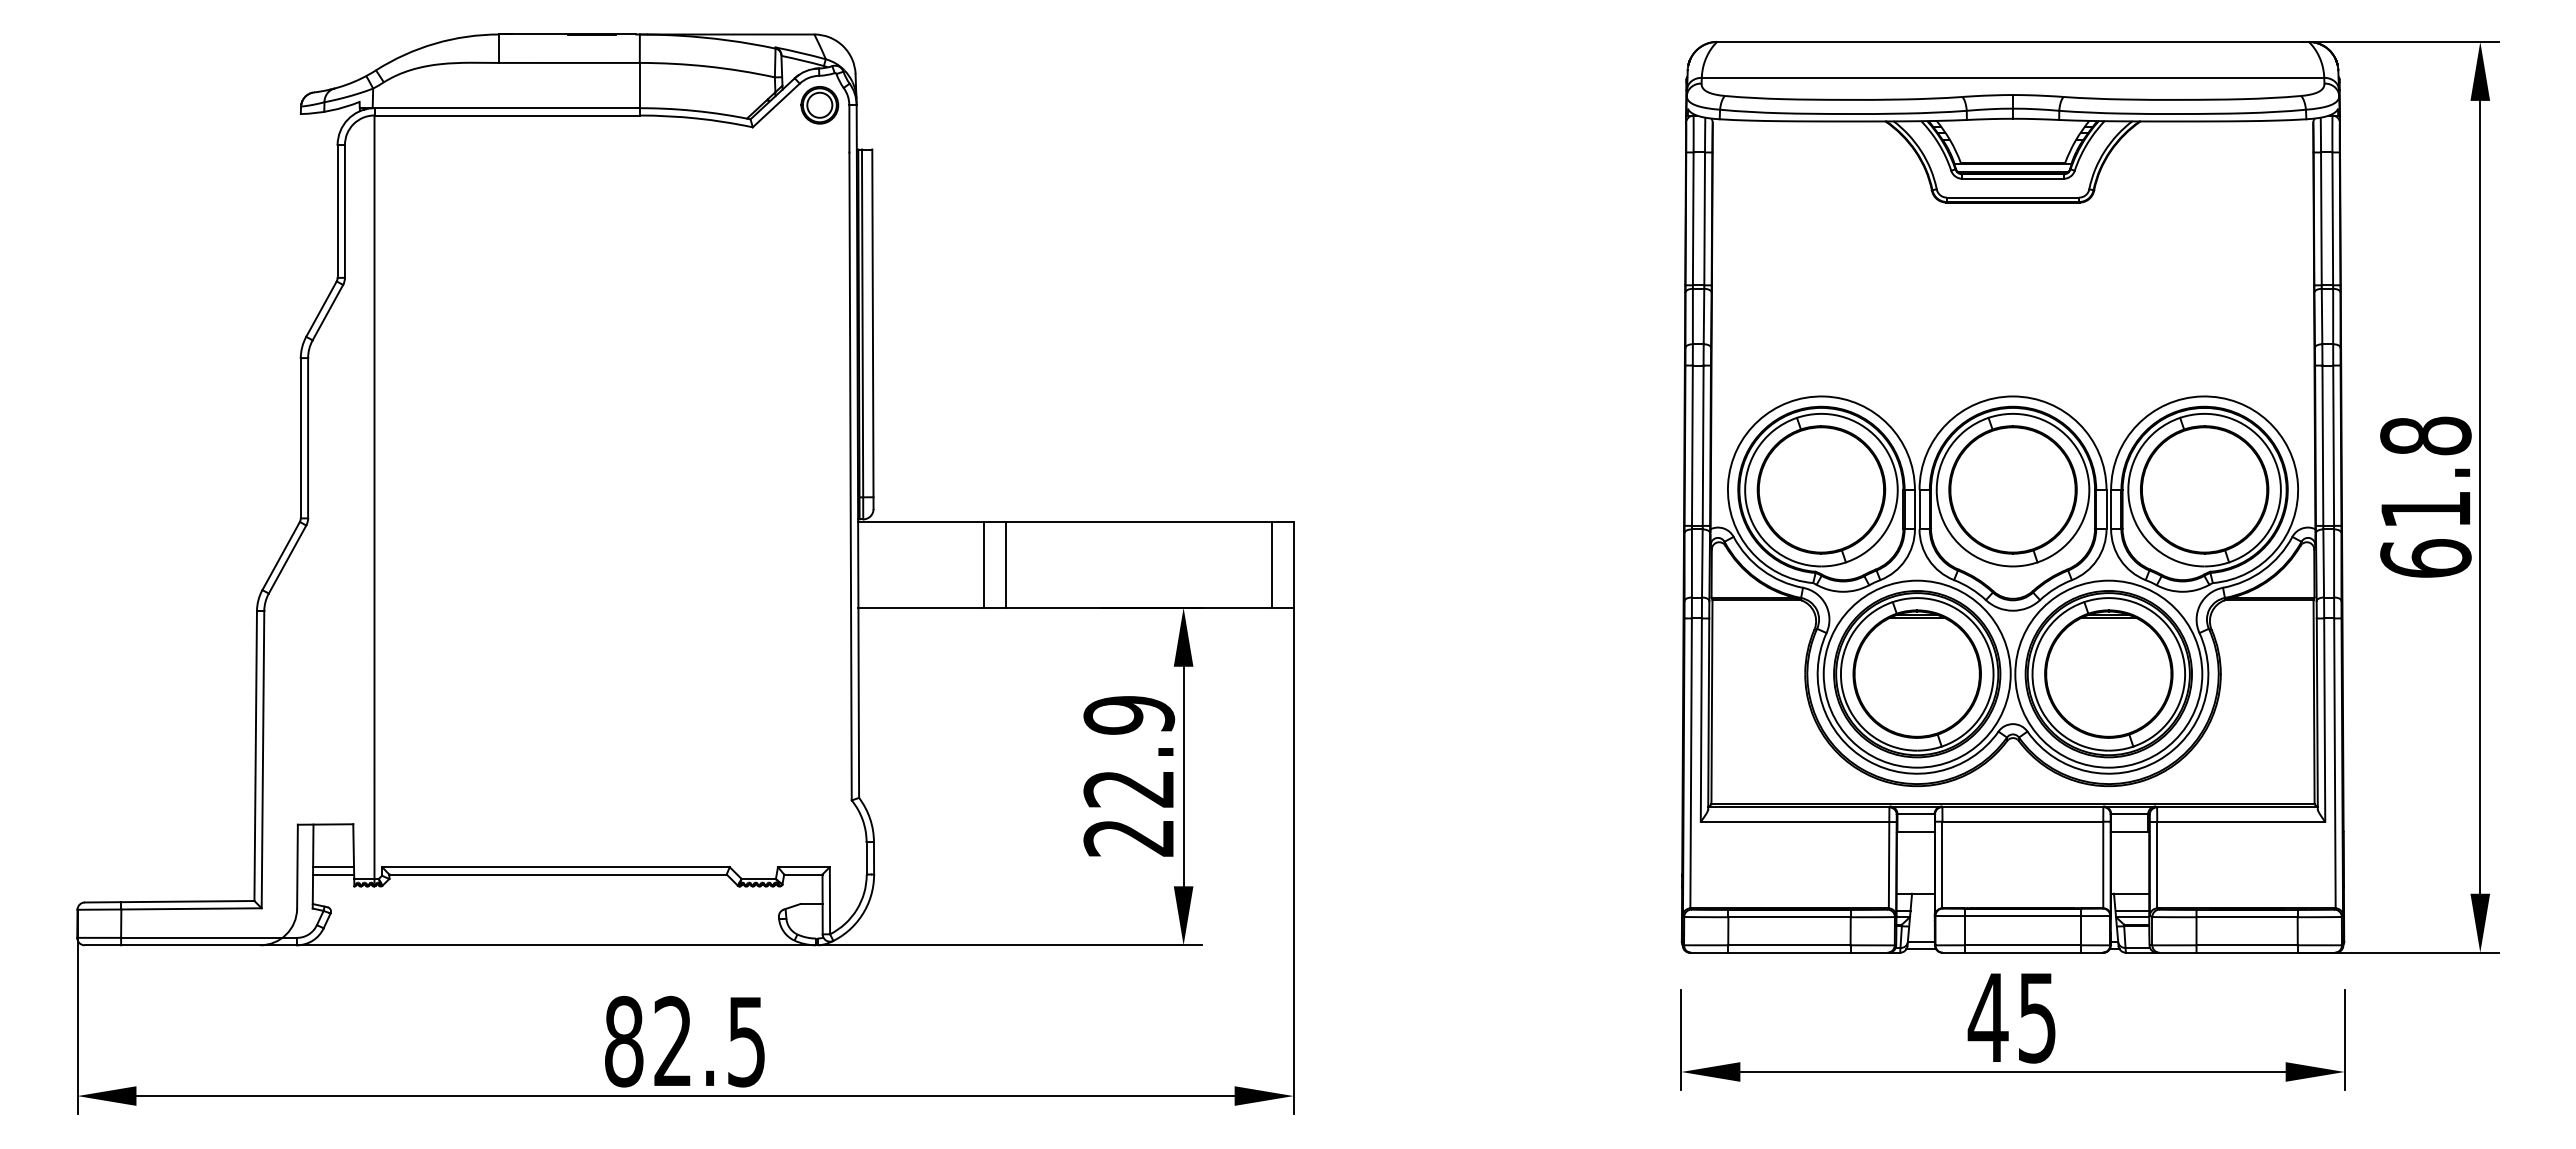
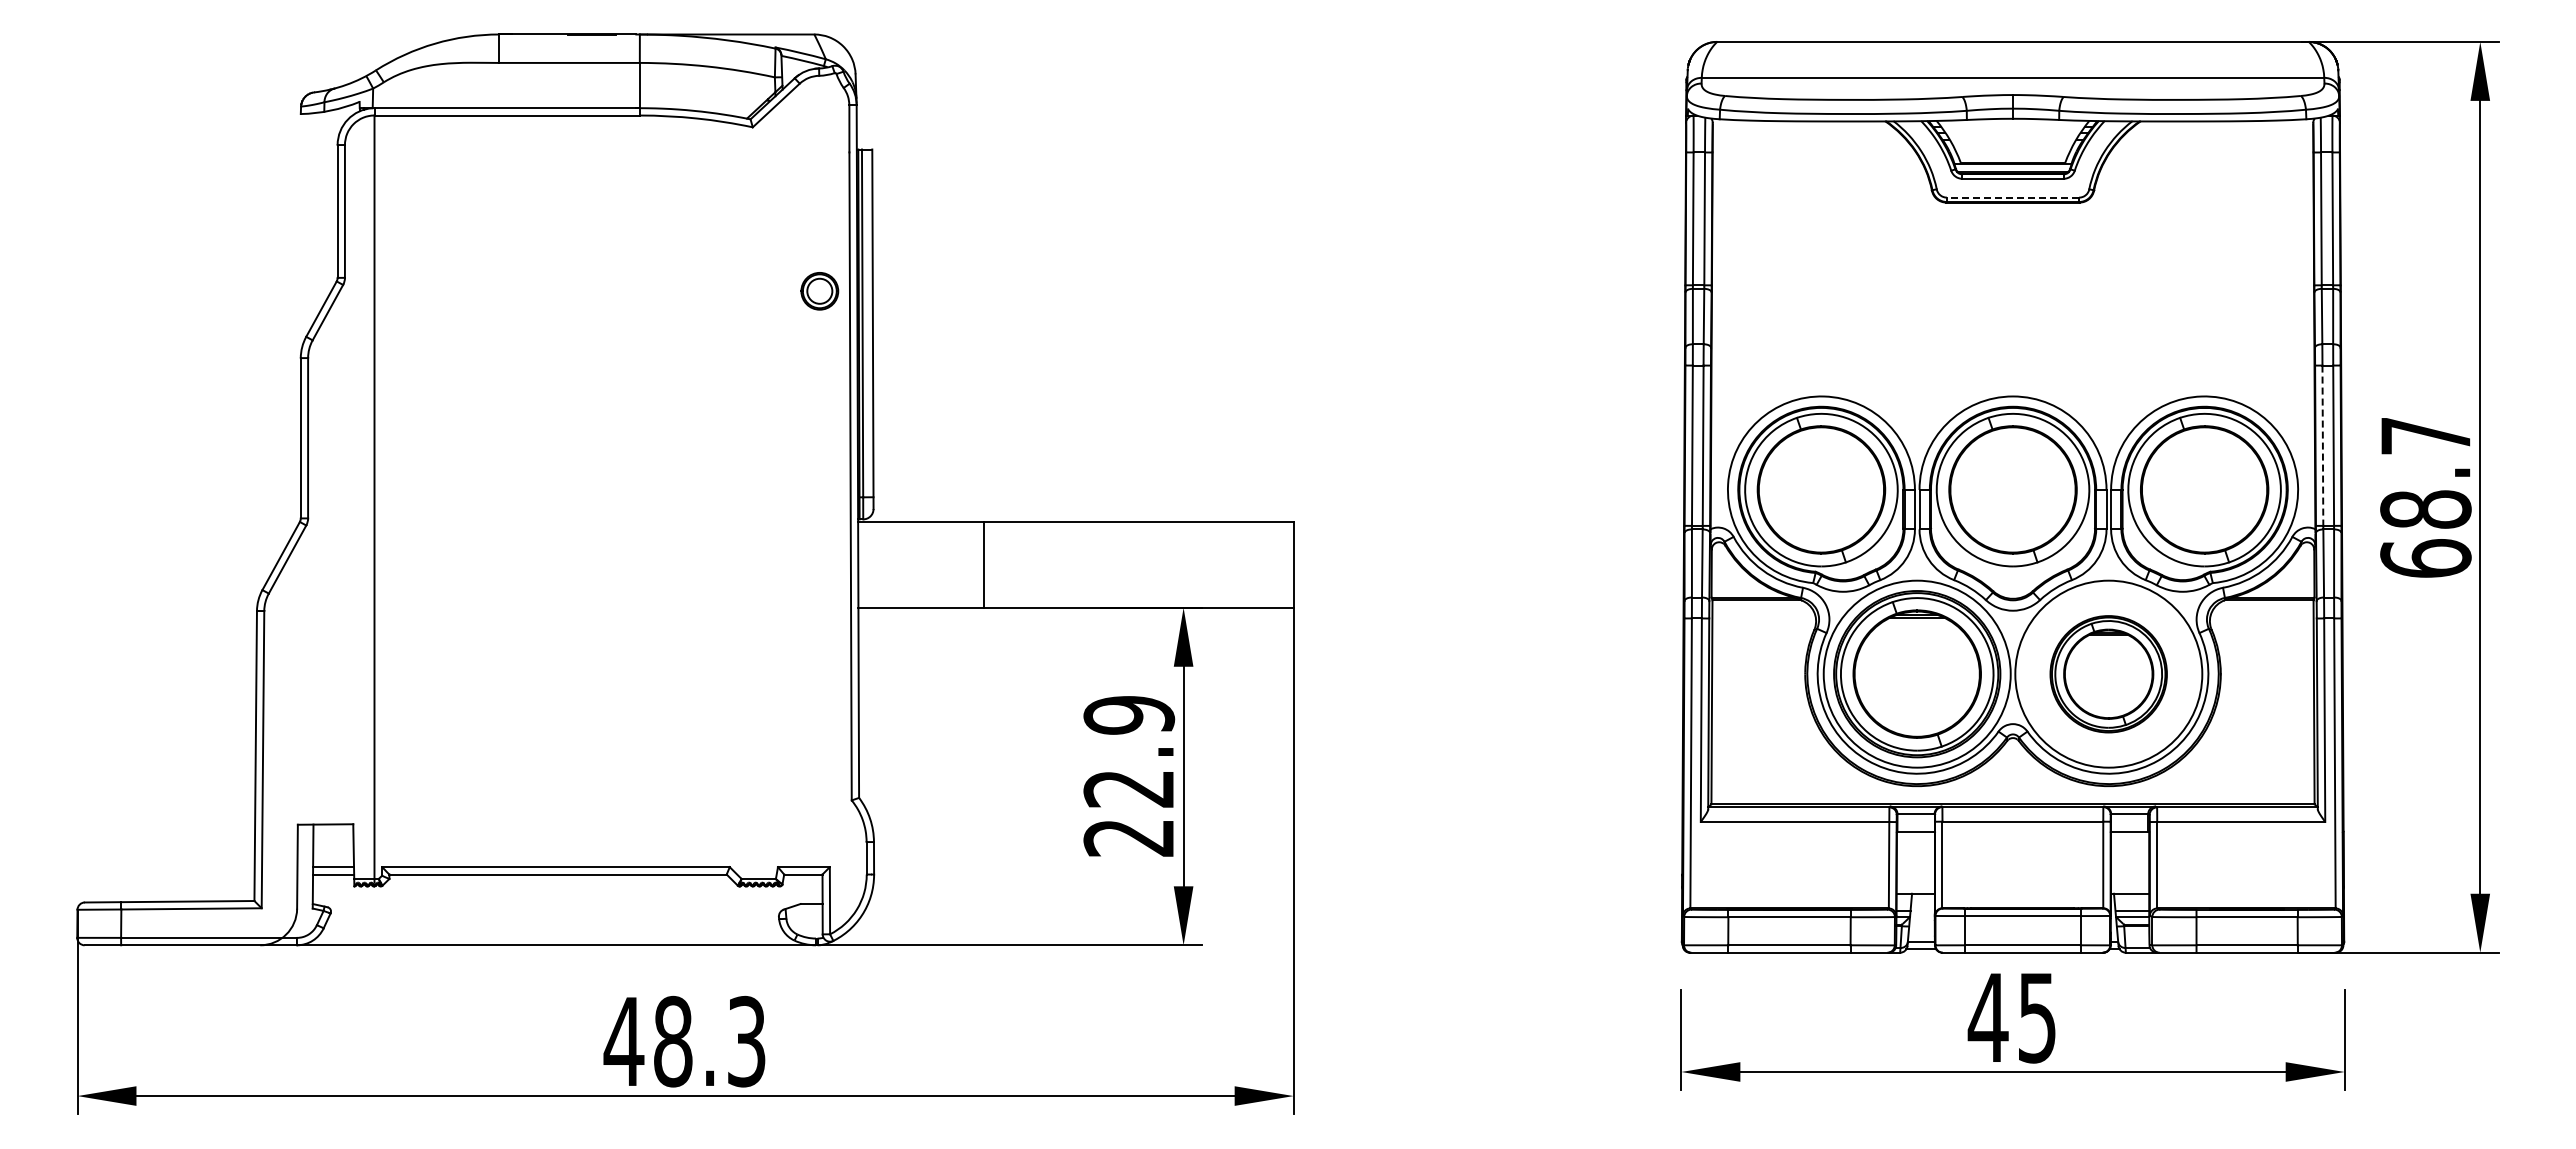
part position: (819, 105) -> (819, 291) (819, 291)
line: solid -> dashed (2012, 197)
line: solid -> dashed (2322, 446)
text: 61.8 -> 68.7 (2425, 472)
line: present -> none (1006, 564)
line: present -> none (1271, 564)
part size: 169x169 px -> 119x119 px (2108, 674)
text: 82.5 -> 48.3 (684, 1041)
